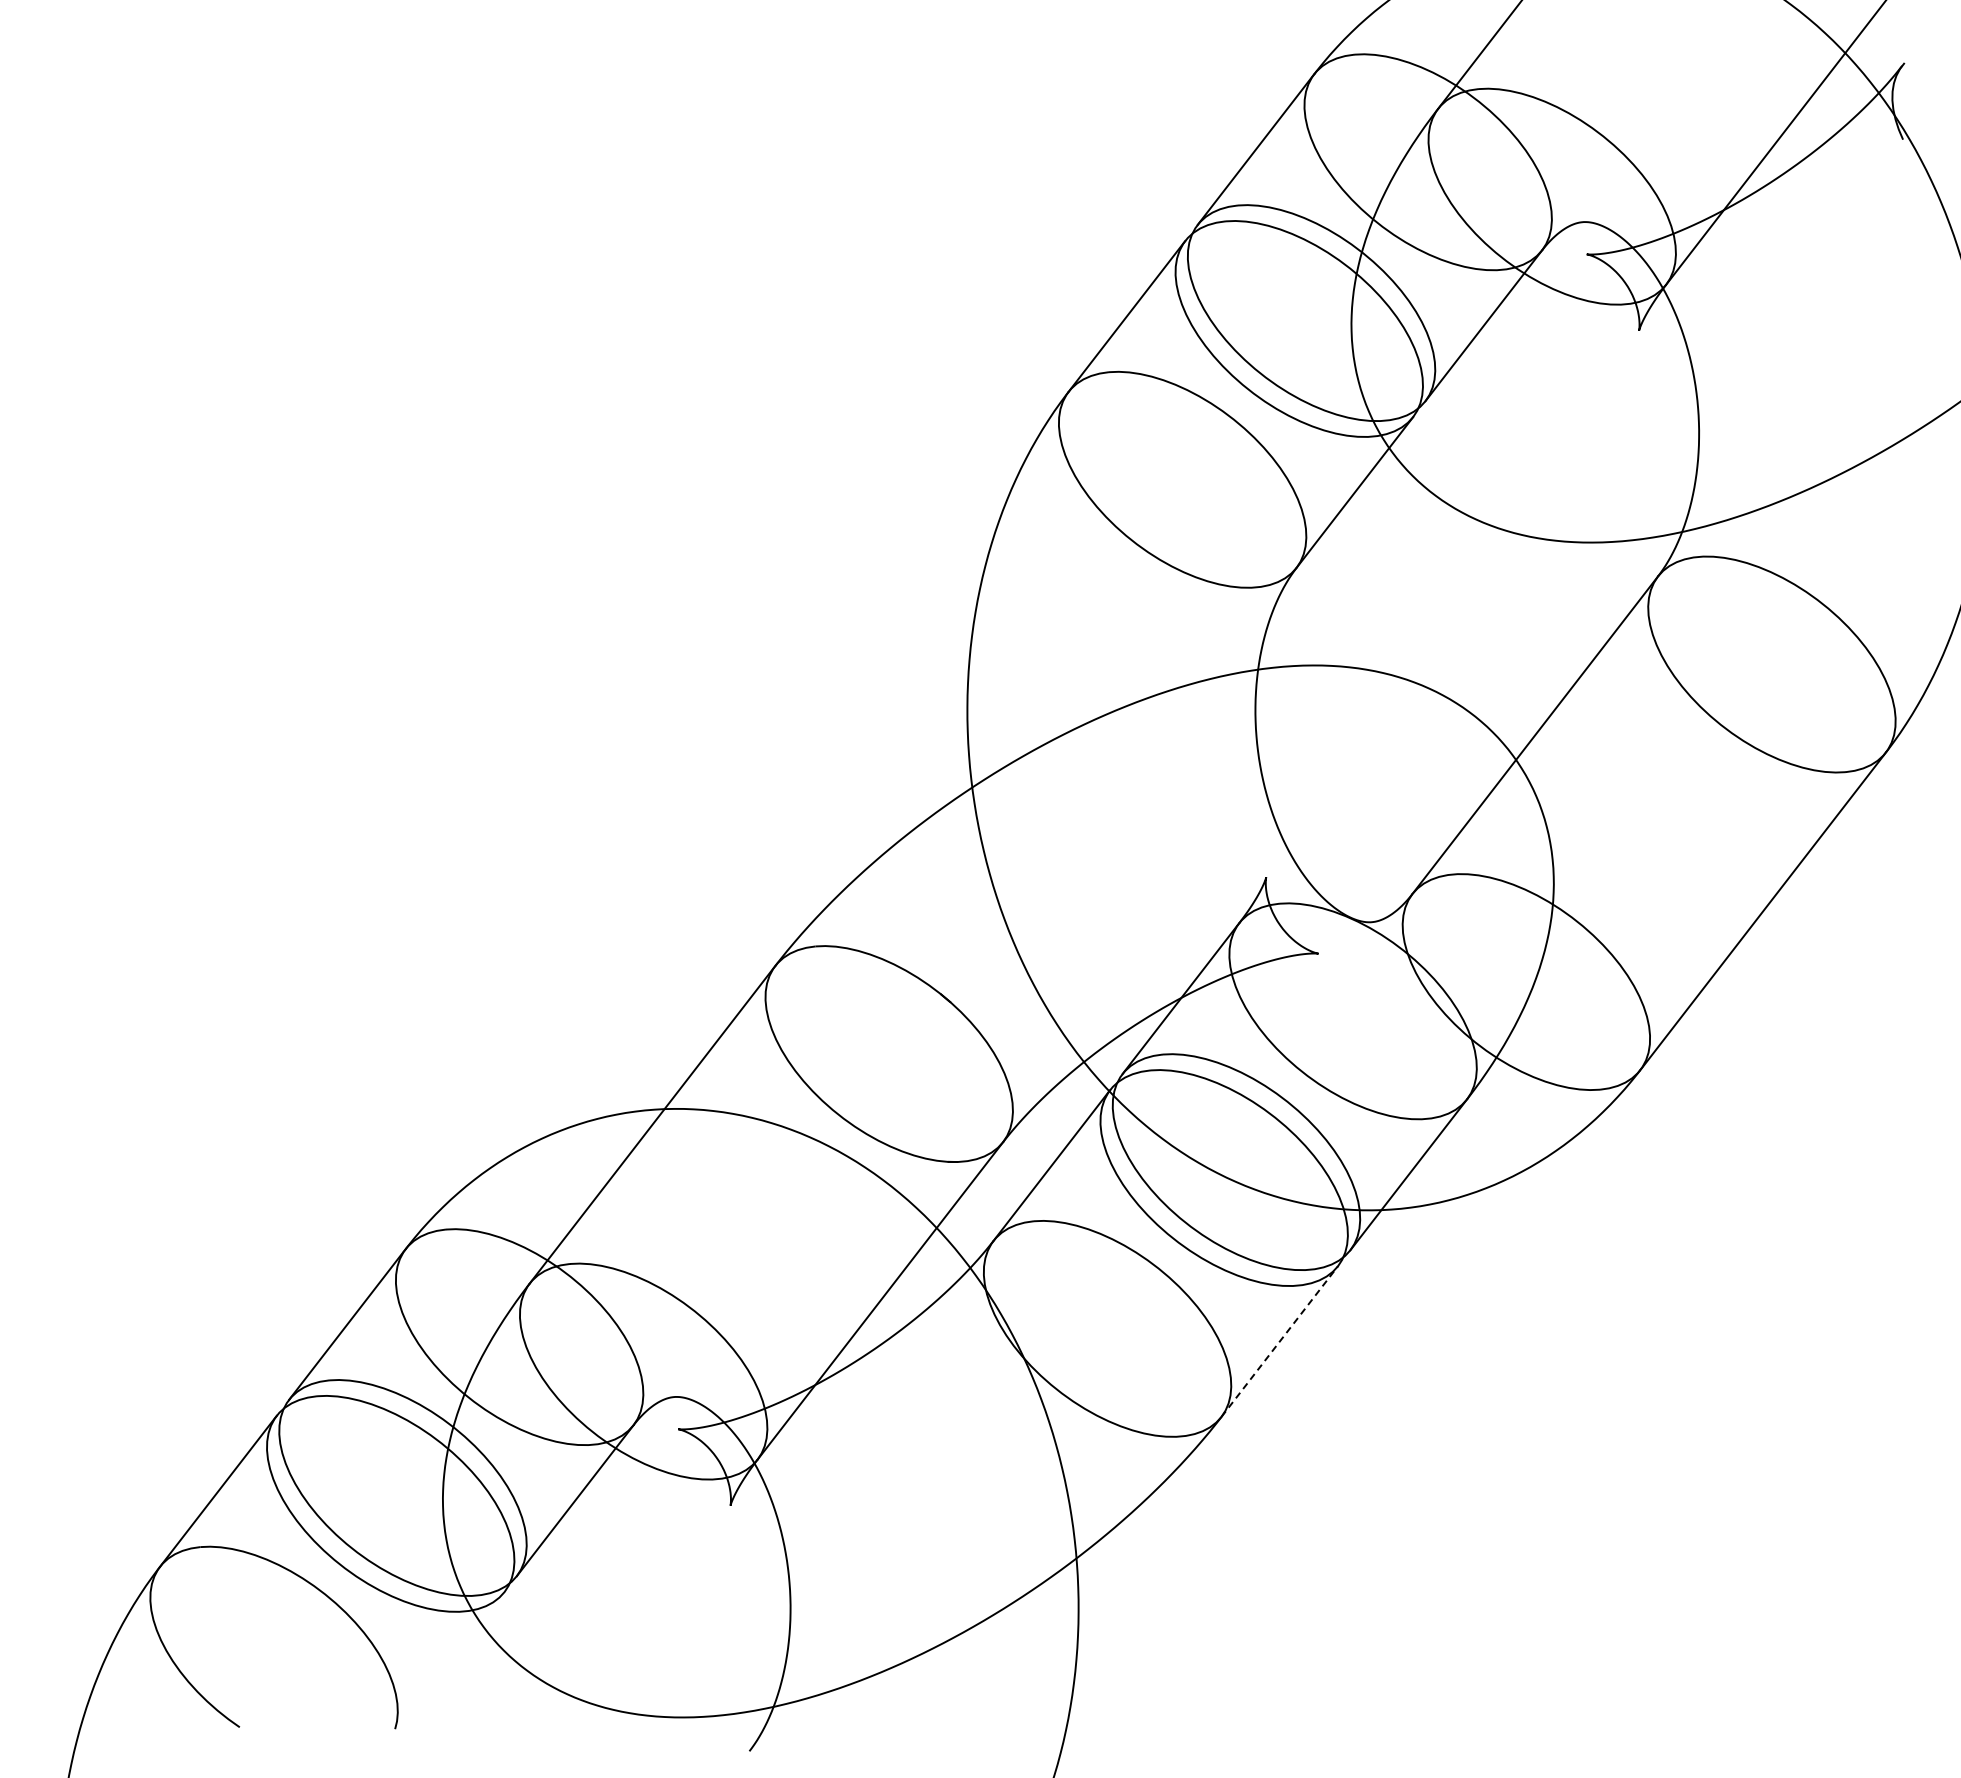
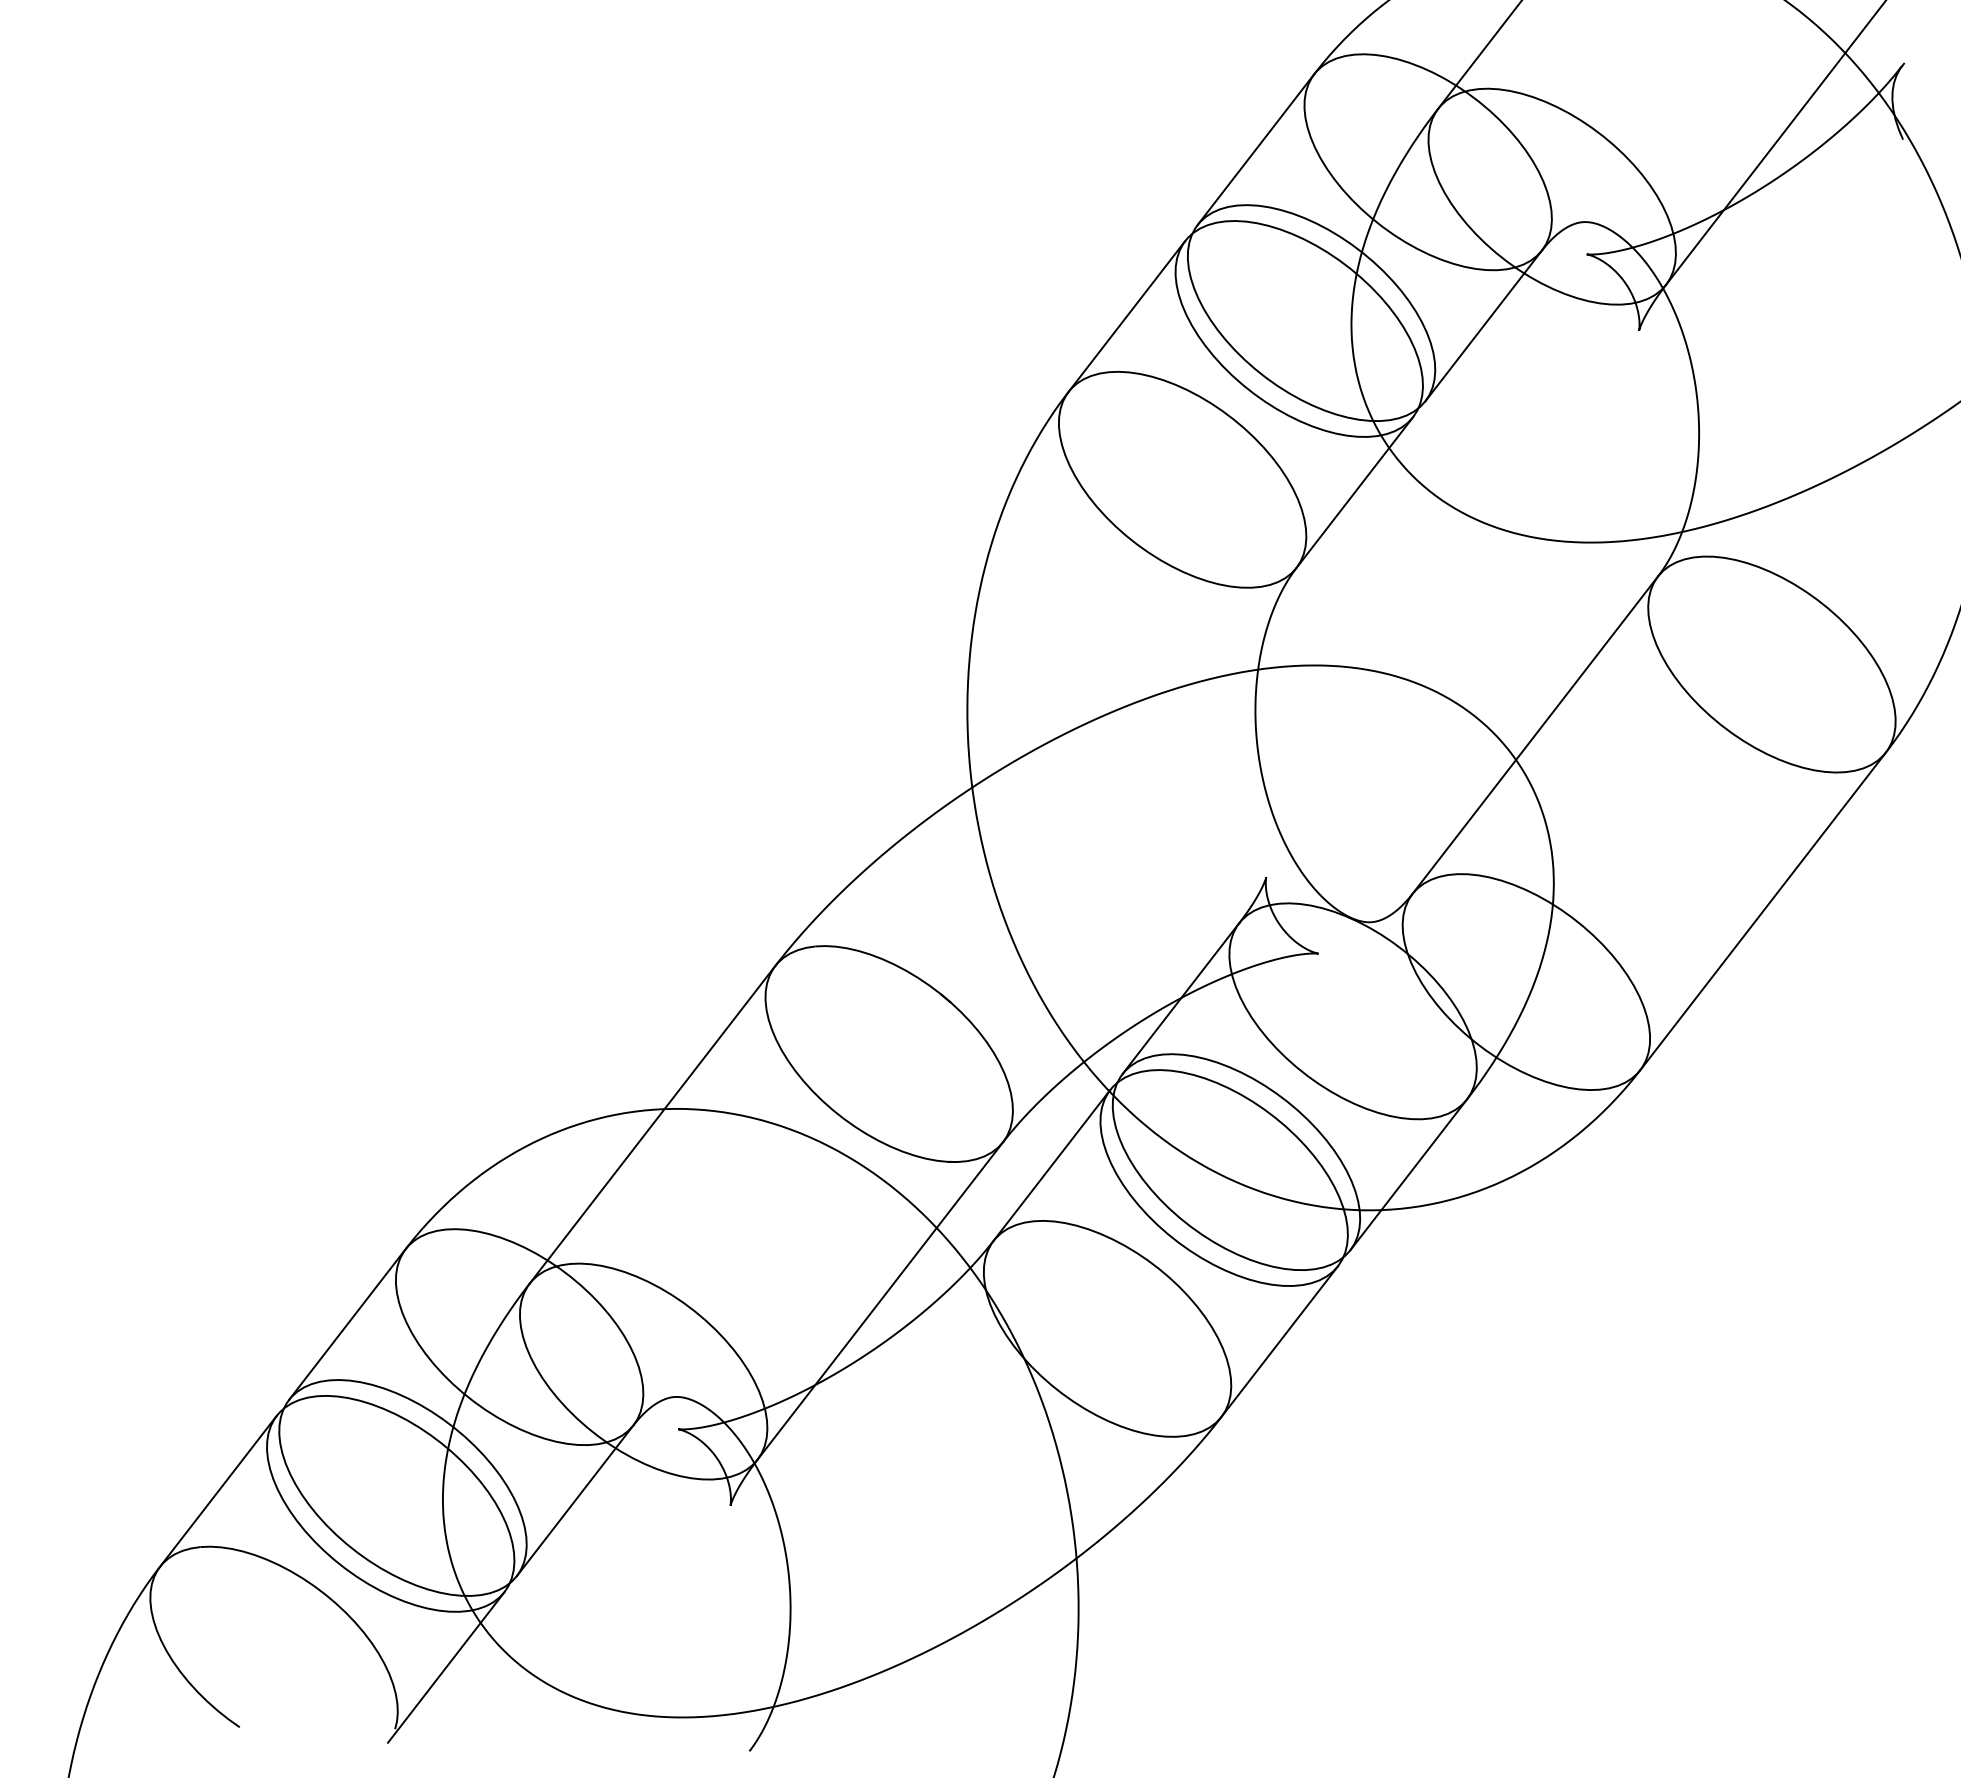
line: dashed -> solid (1280, 1341)
line: none -> present (446, 1666)
